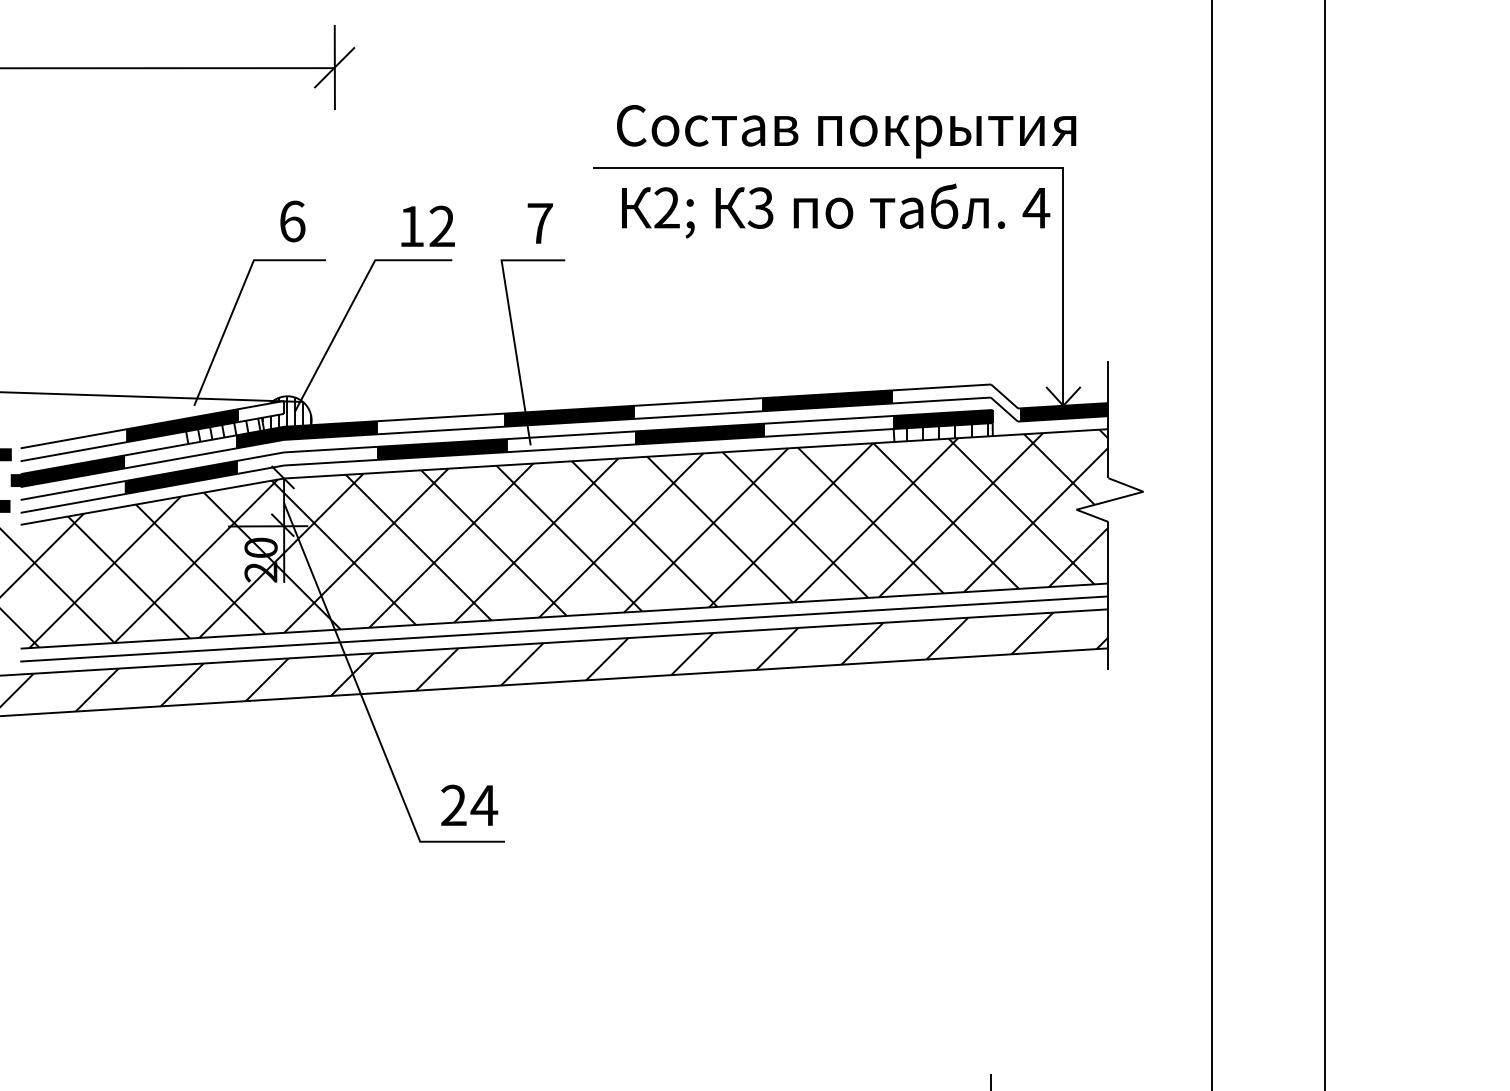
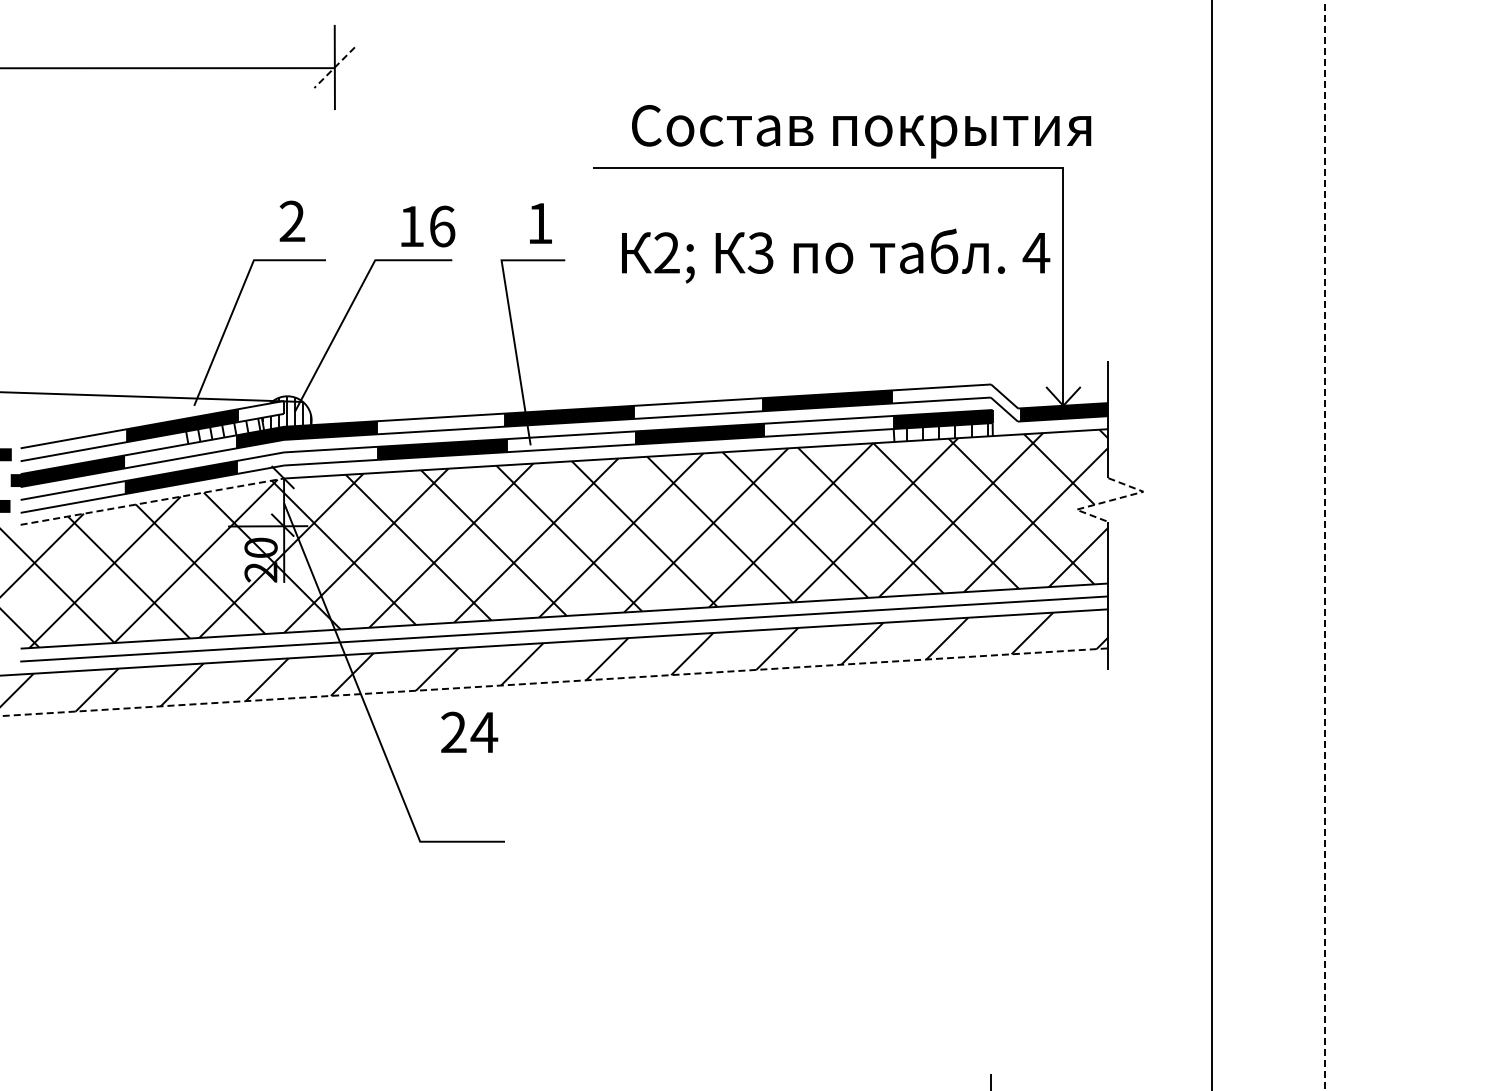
line: solid -> dashed (334, 67)
text position: (846, 131) -> (861, 131) (861, 131)
text position: (836, 210) -> (836, 255) (836, 255)
text: 6 -> 2 (292, 221)
text: 7 -> 1 (539, 223)
text: 12 -> 16 (442, 226)
line: solid -> dashed (1110, 500)
line: solid -> dashed (152, 501)
line: solid -> dashed (1324, 545)
line: solid -> dashed (554, 682)
text position: (469, 804) -> (469, 731) (469, 731)
